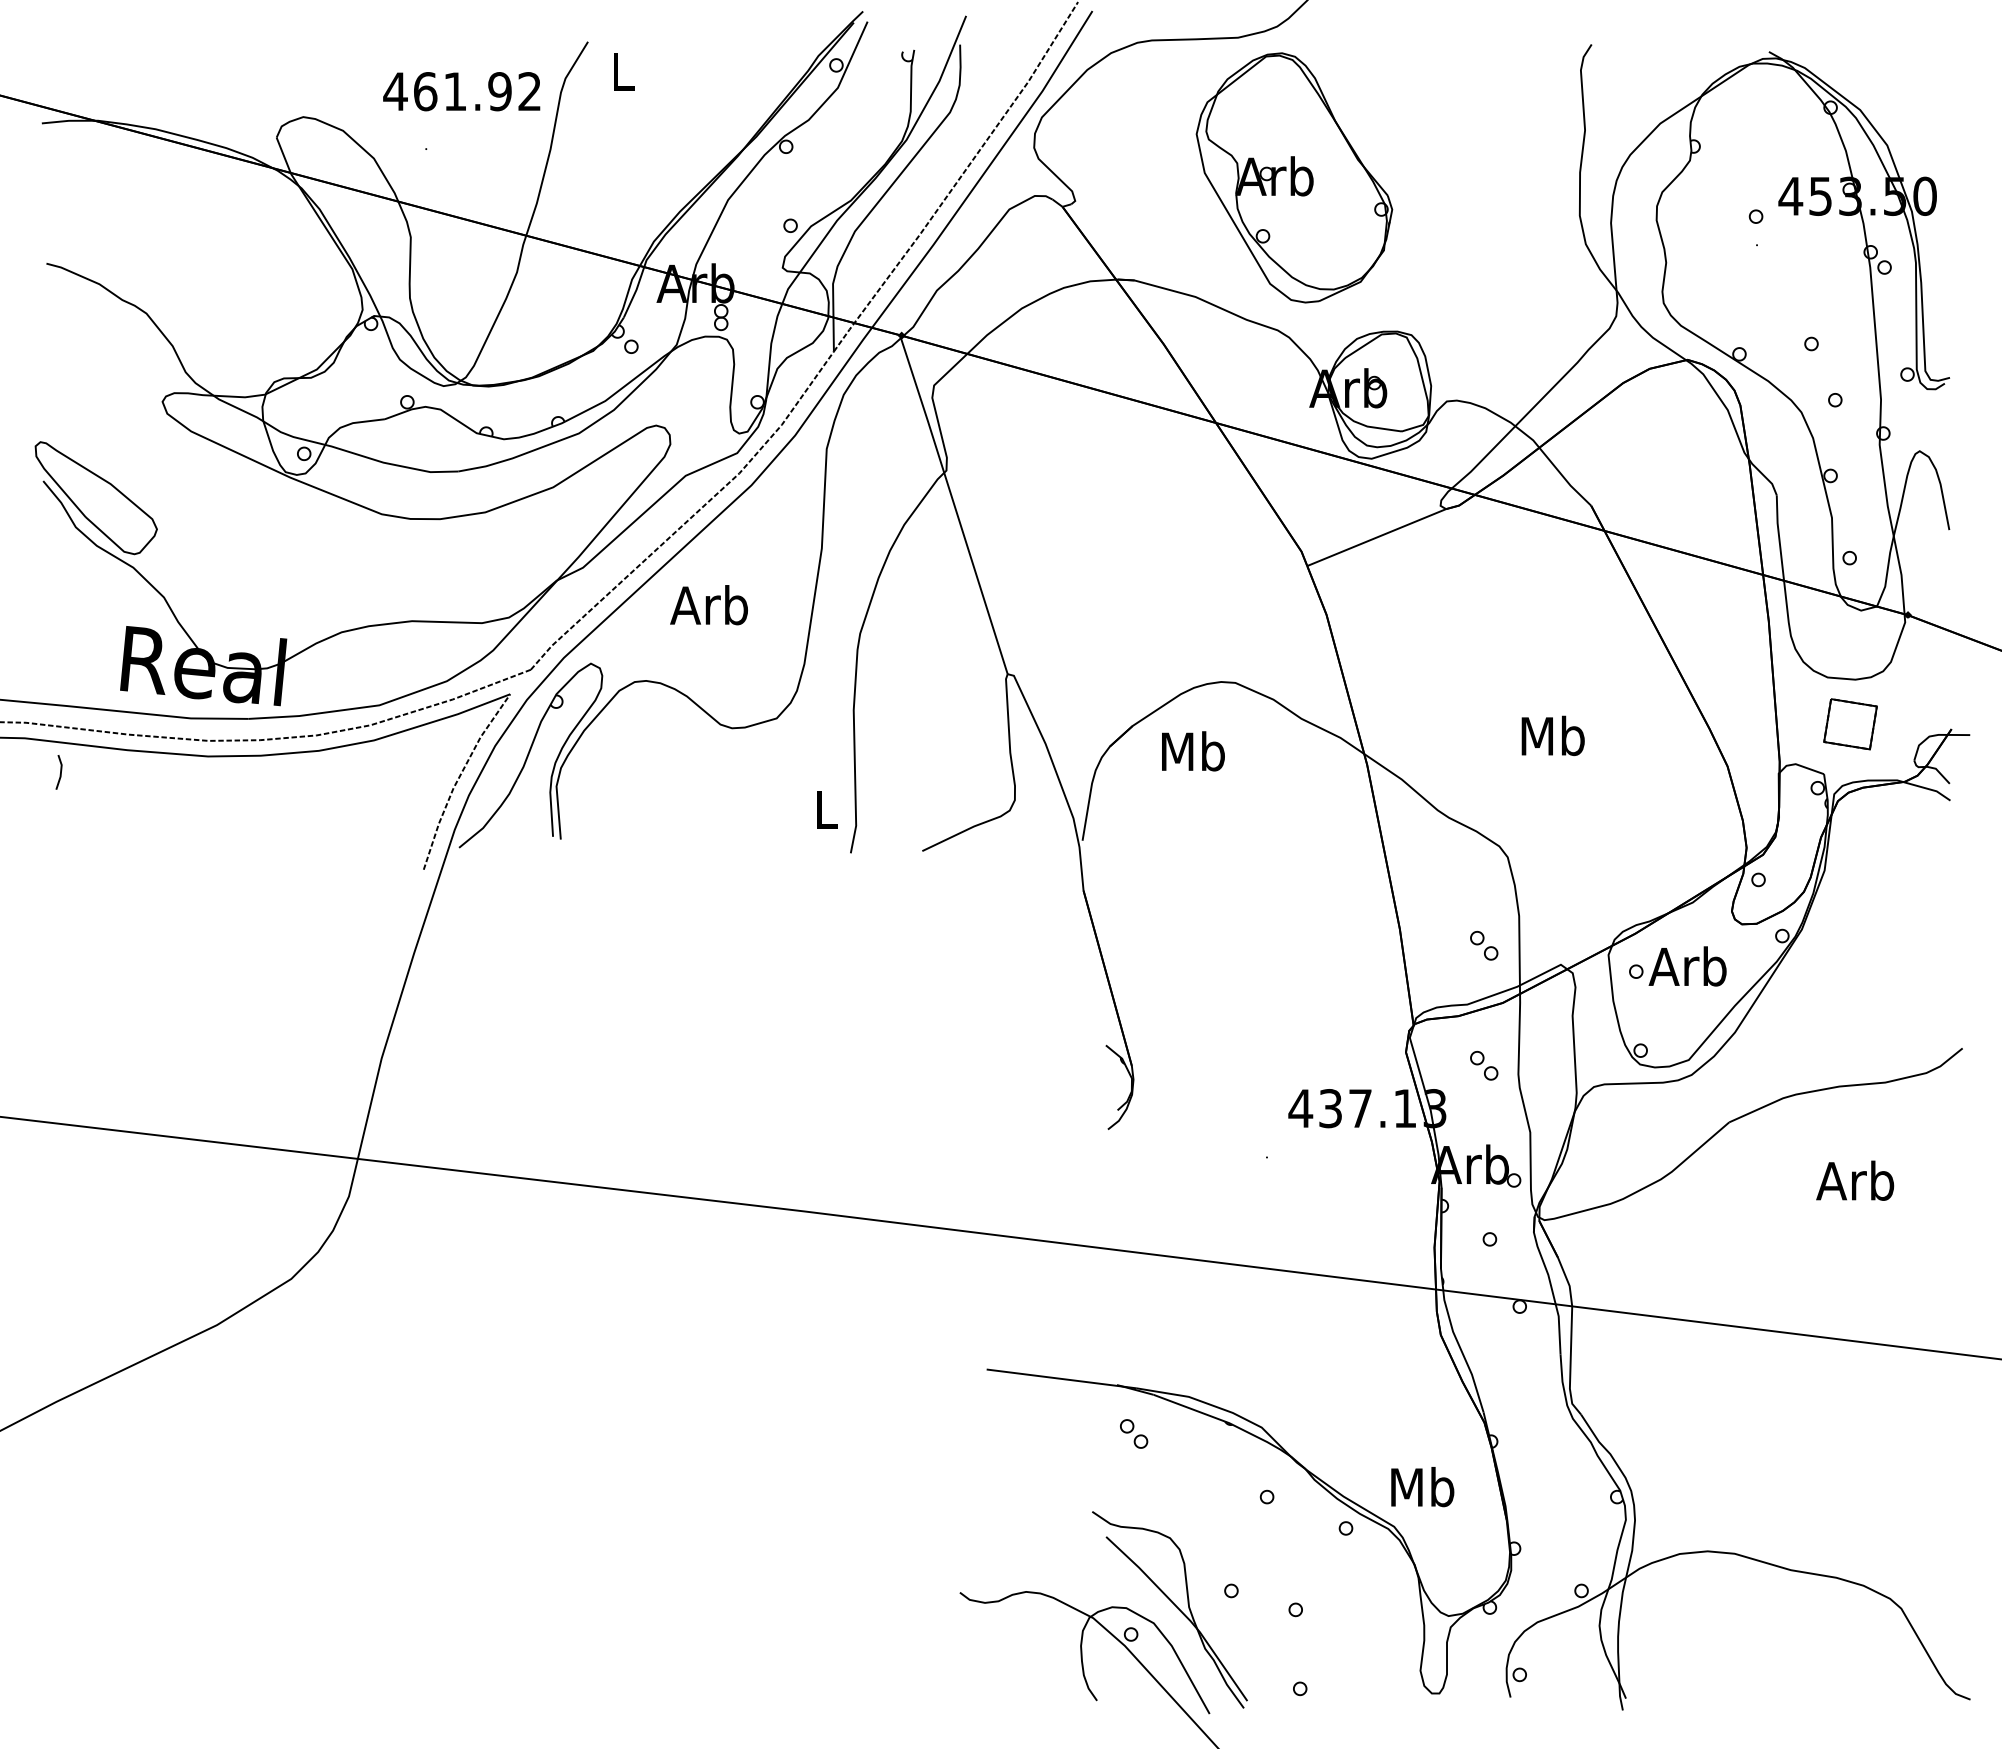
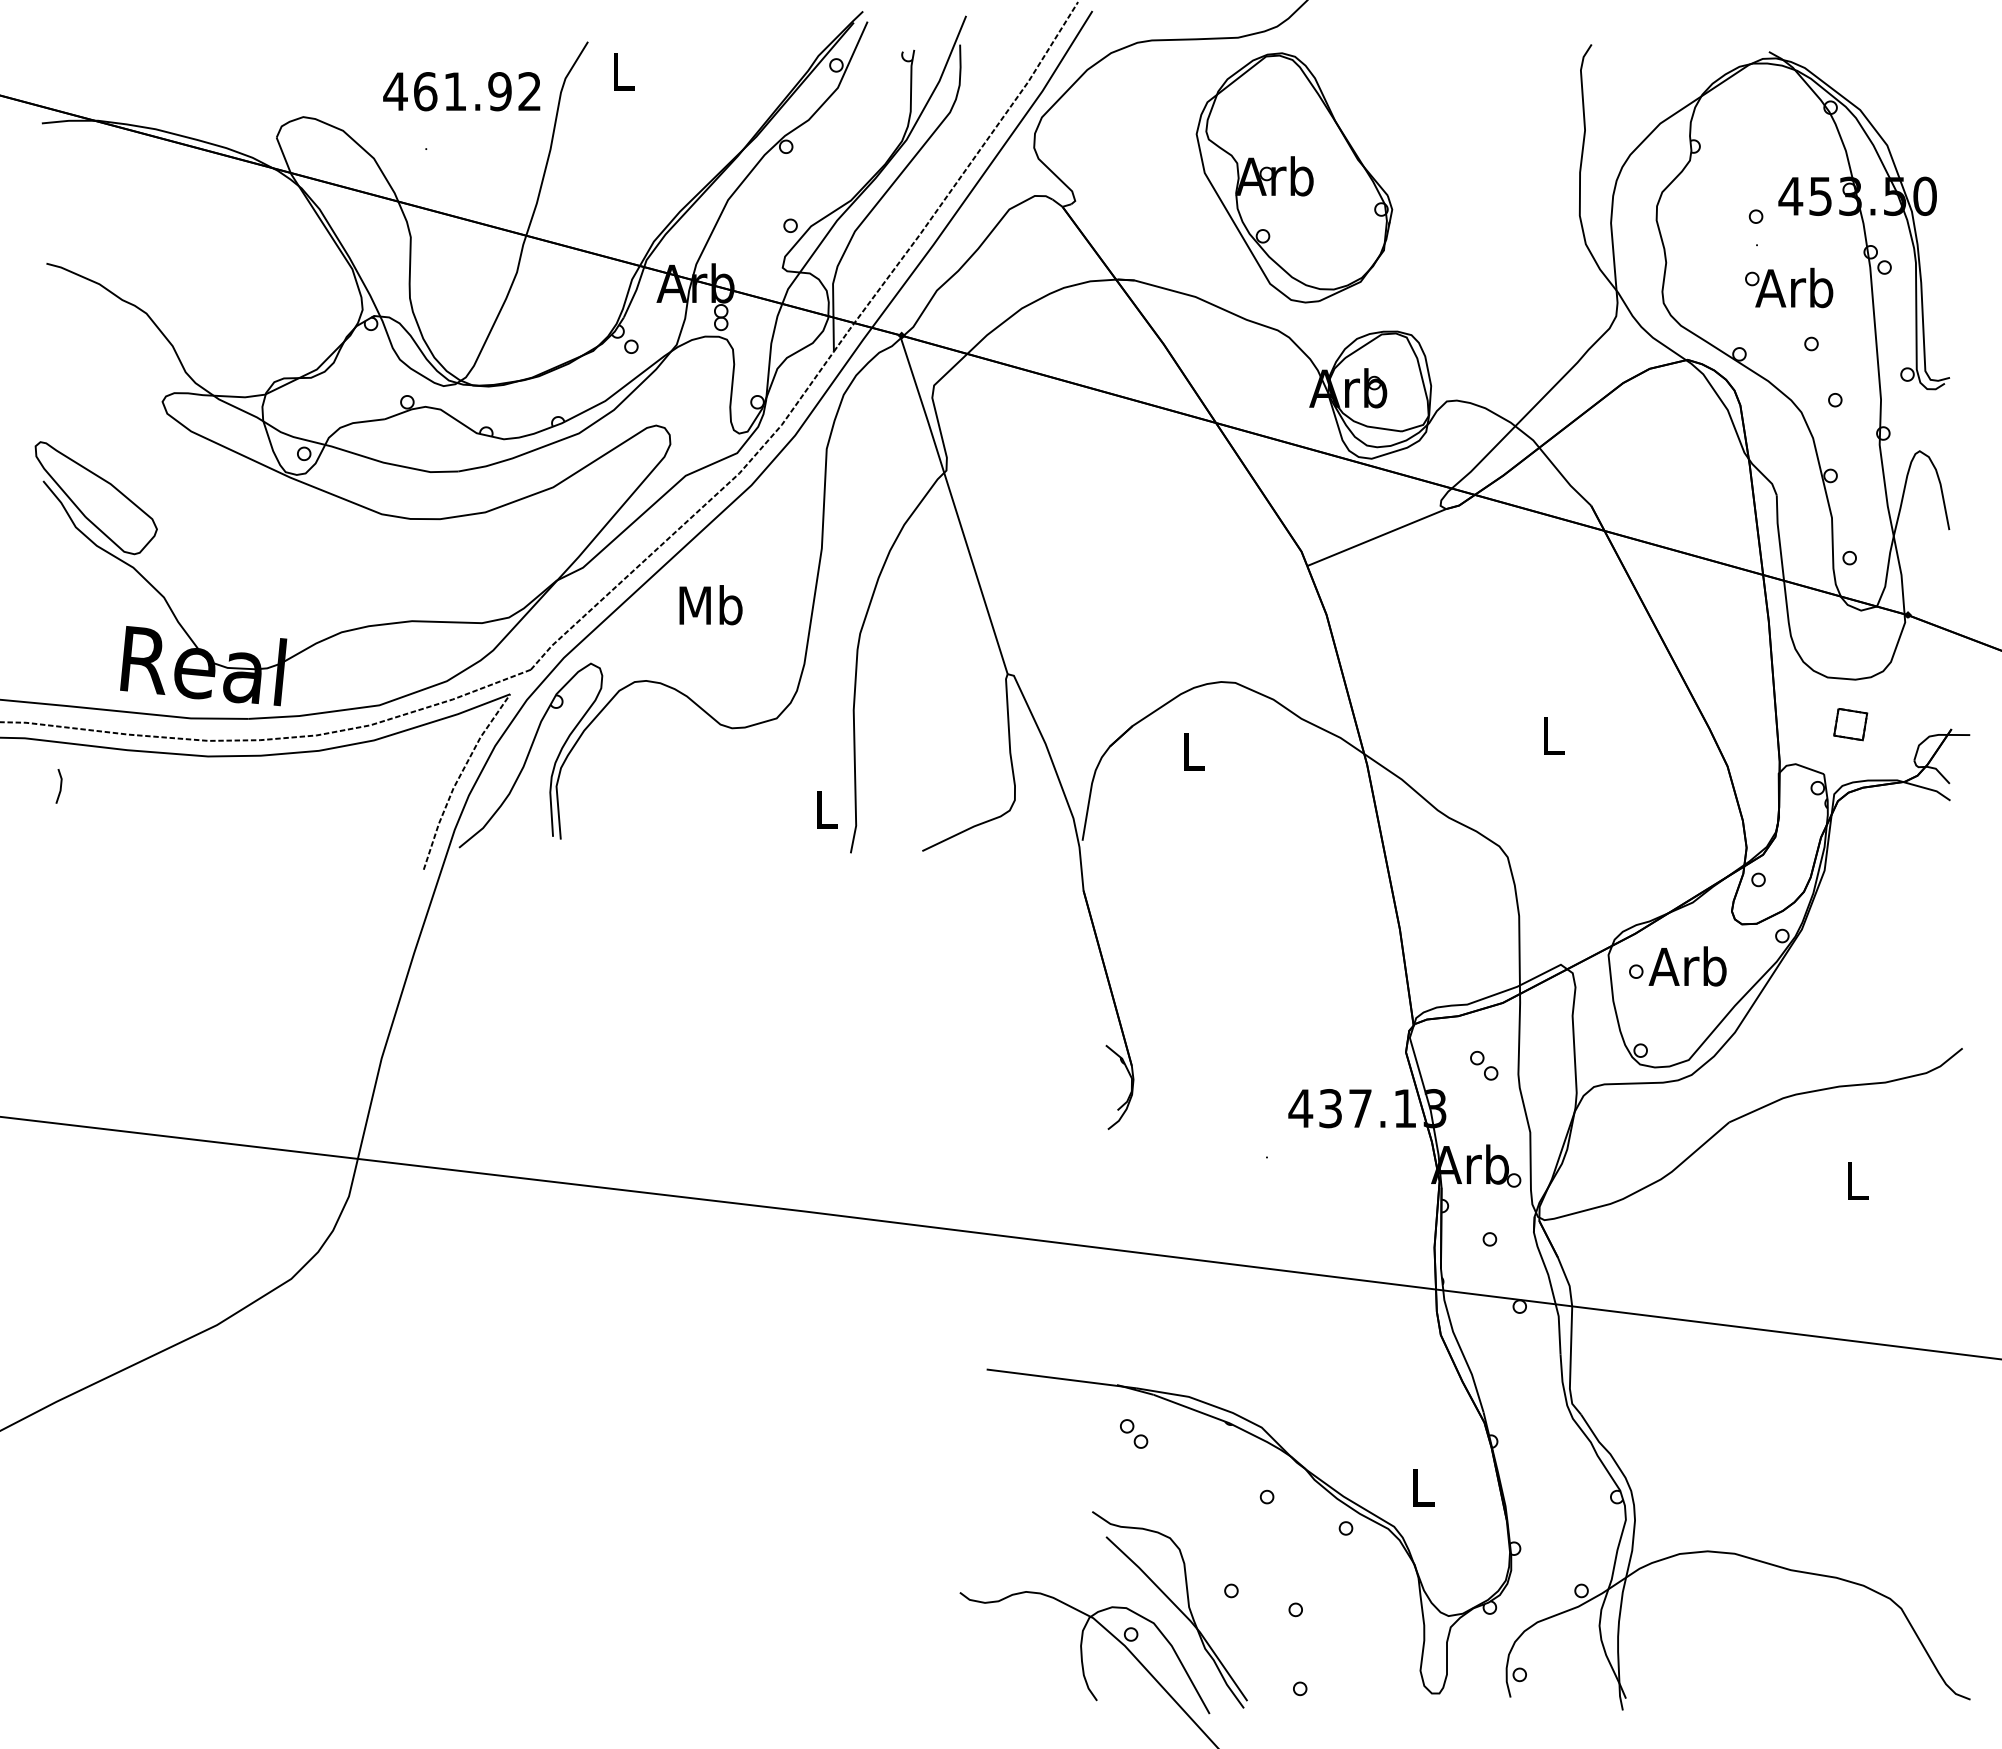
part: none -> present (1789, 287)
text: Arb -> Mb (708, 605)
part size: 55x53 px -> 36x34 px (1850, 724)
text: Mb -> L (1552, 735)
text: Mb -> L (1193, 751)
line position: (60, 772) -> (60, 786) (60, 786)
part: present -> none (1484, 945)
text: Arb -> L (1855, 1180)
text: Mb -> L (1422, 1487)
